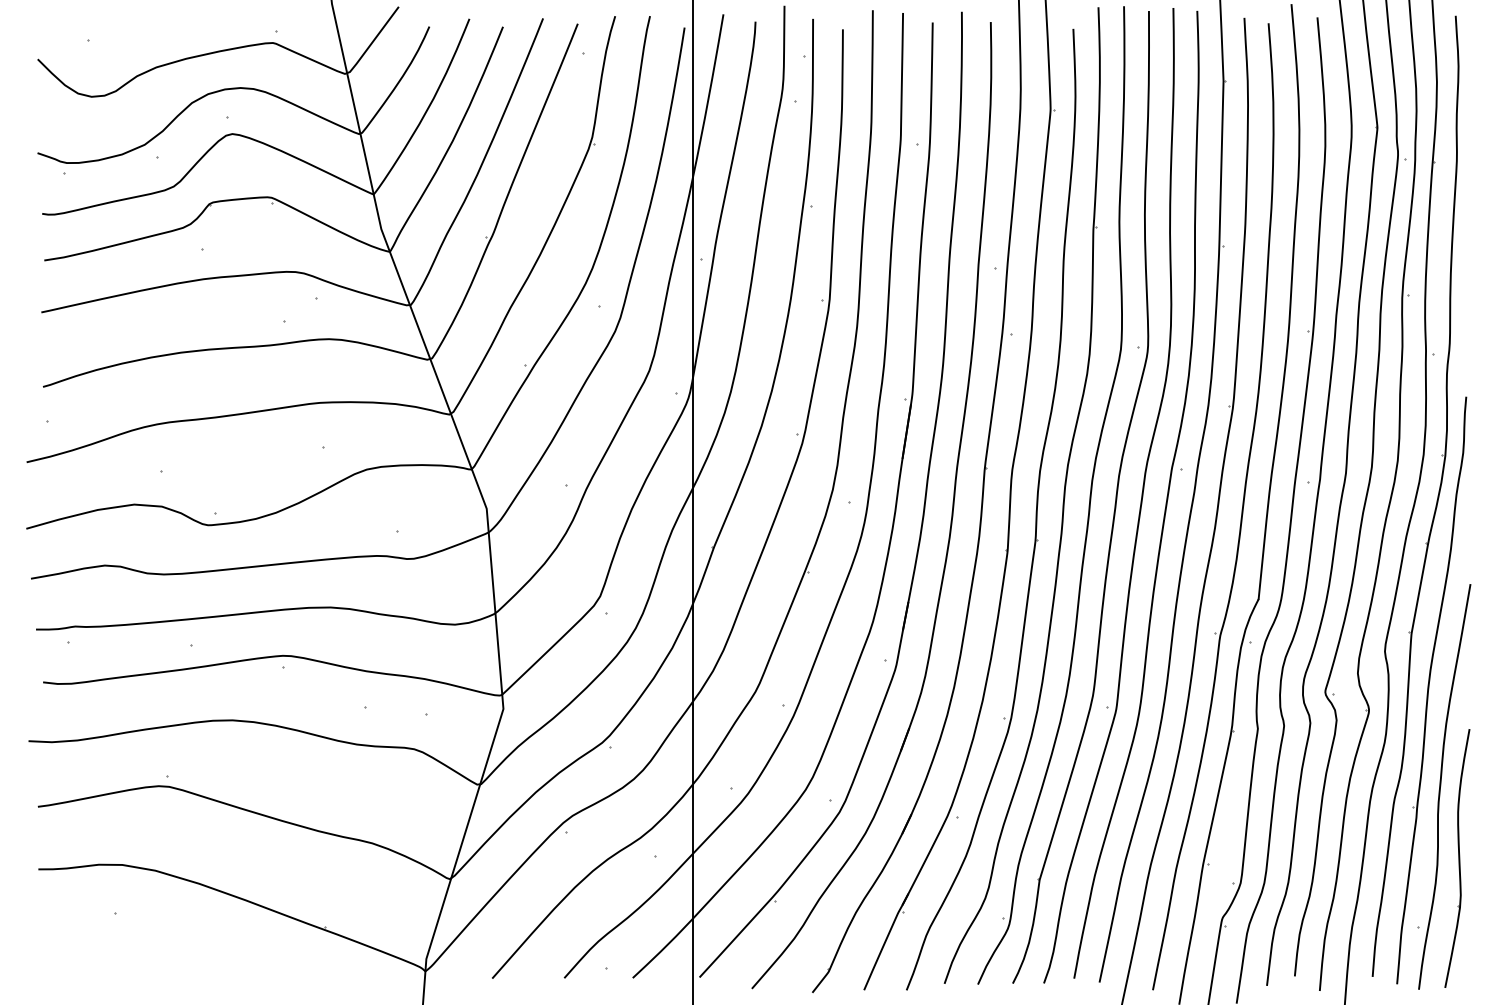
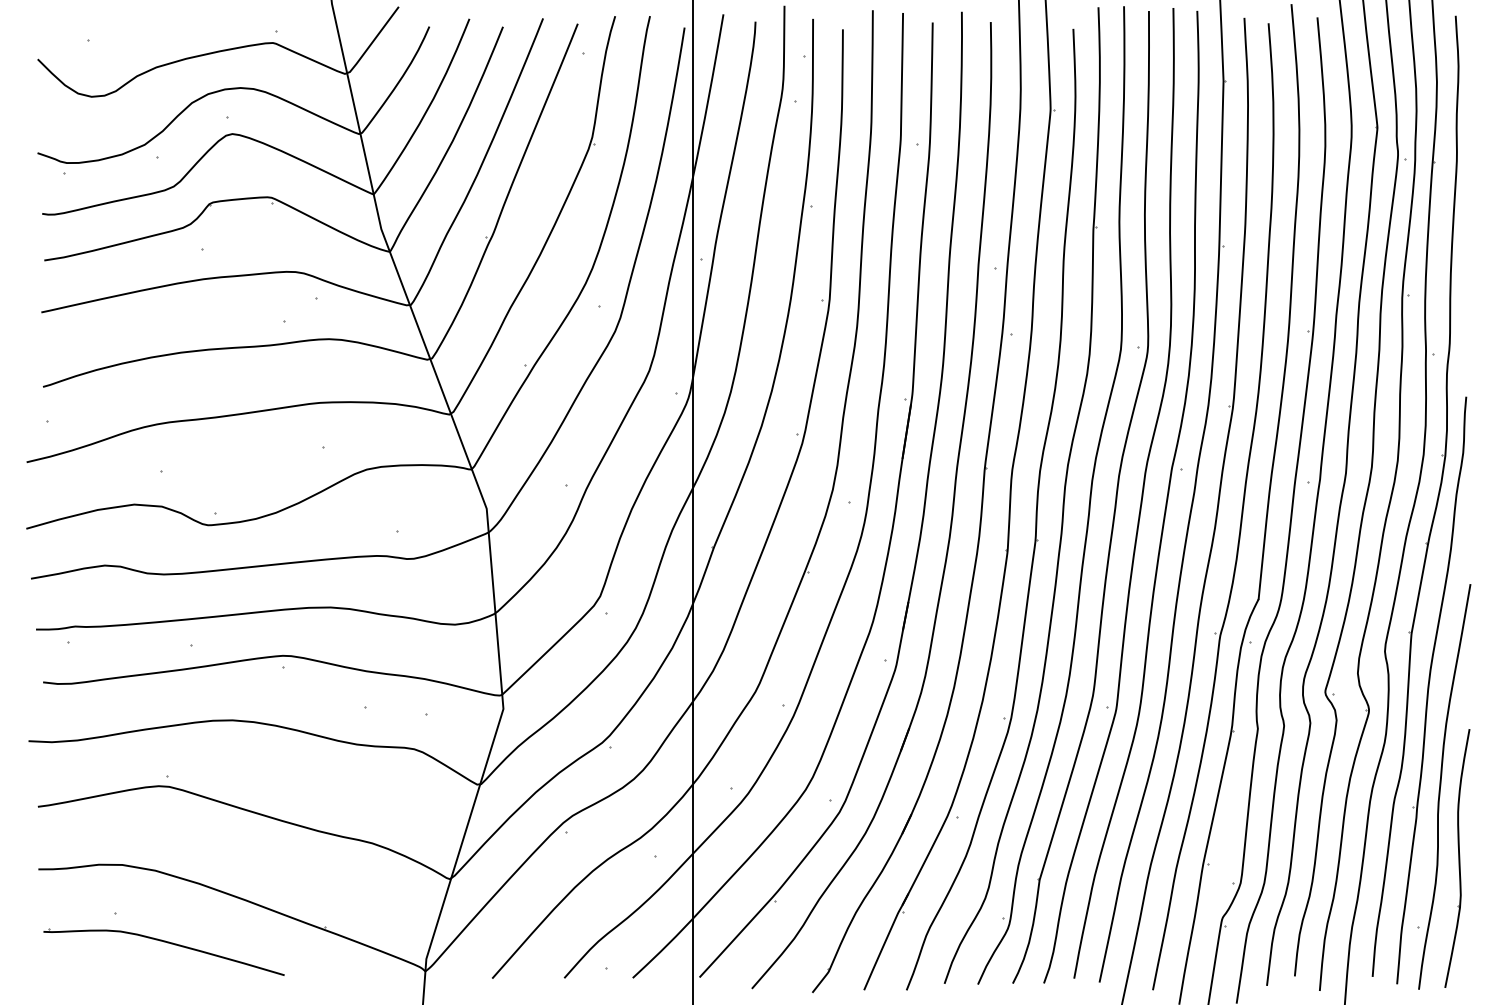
part: none -> present (167, 943)
